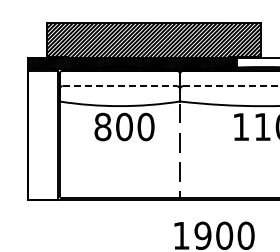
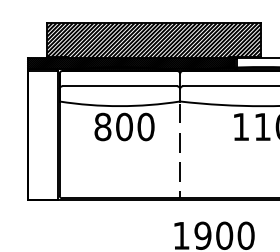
line: dashed -> solid (120, 86)
line: dashed -> solid (231, 86)
